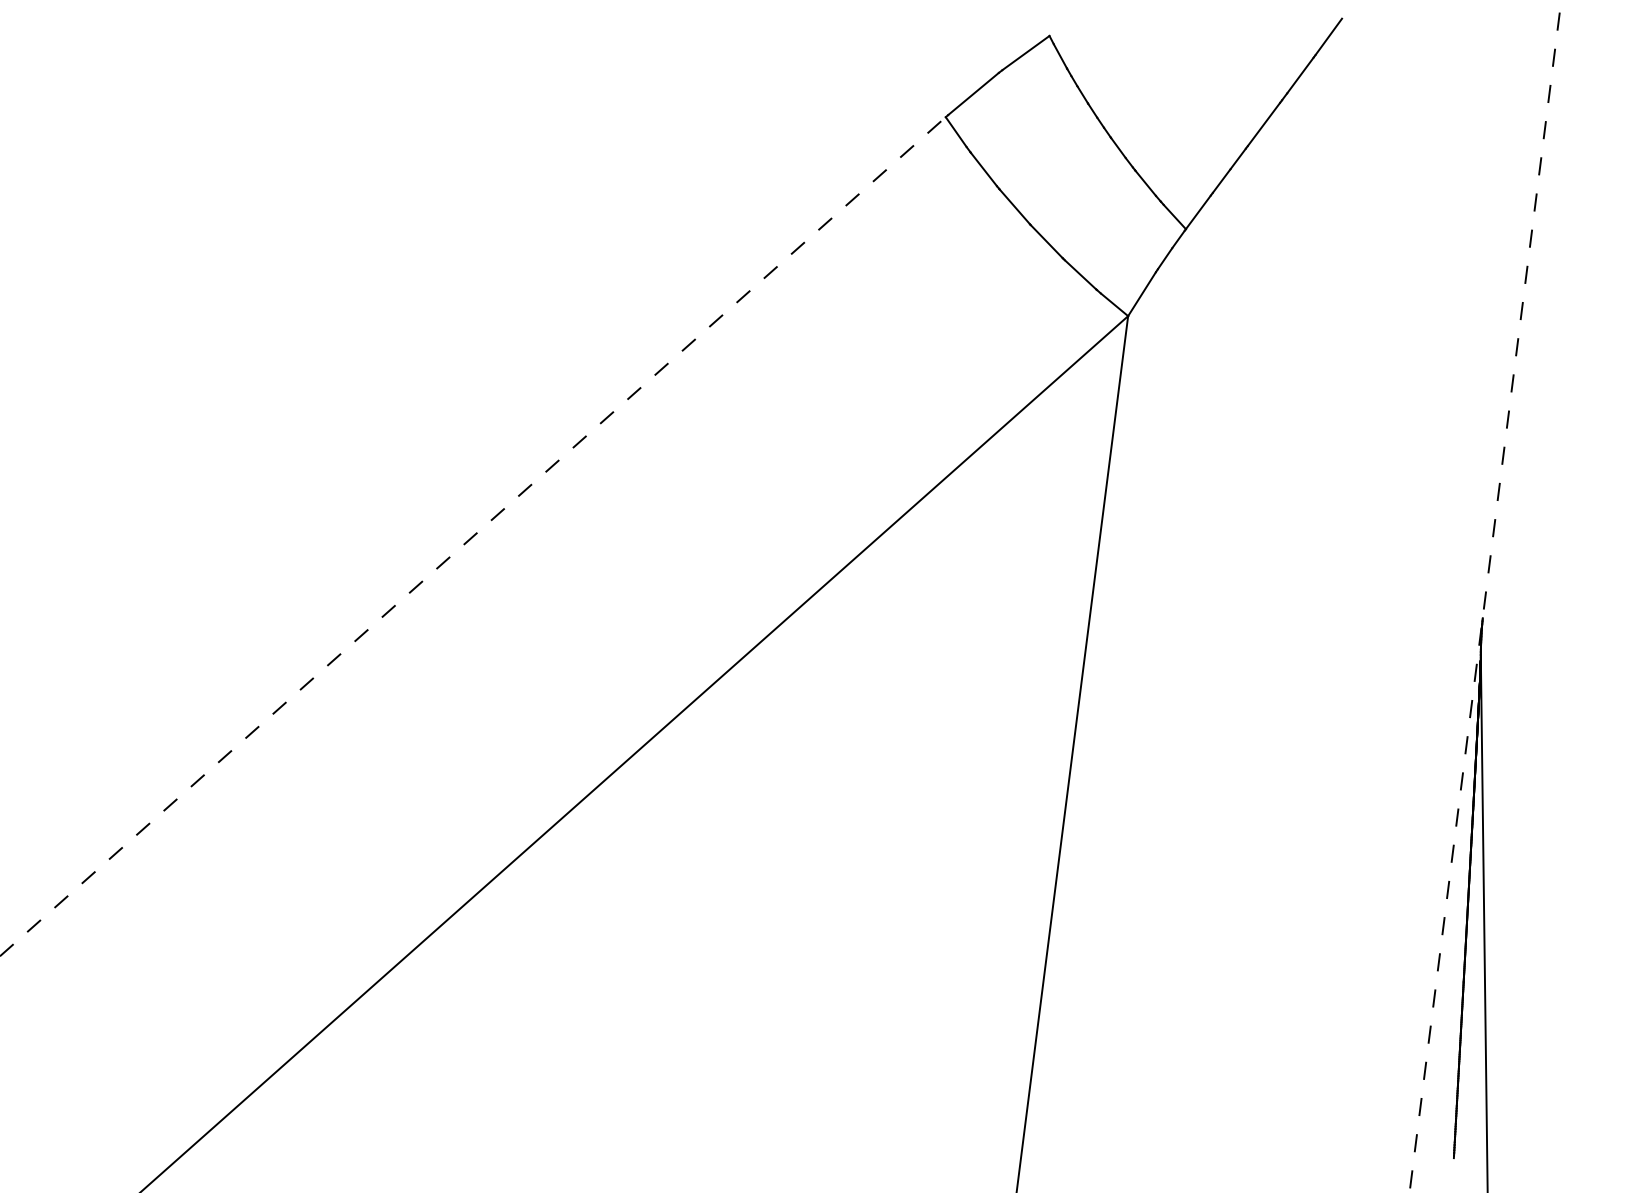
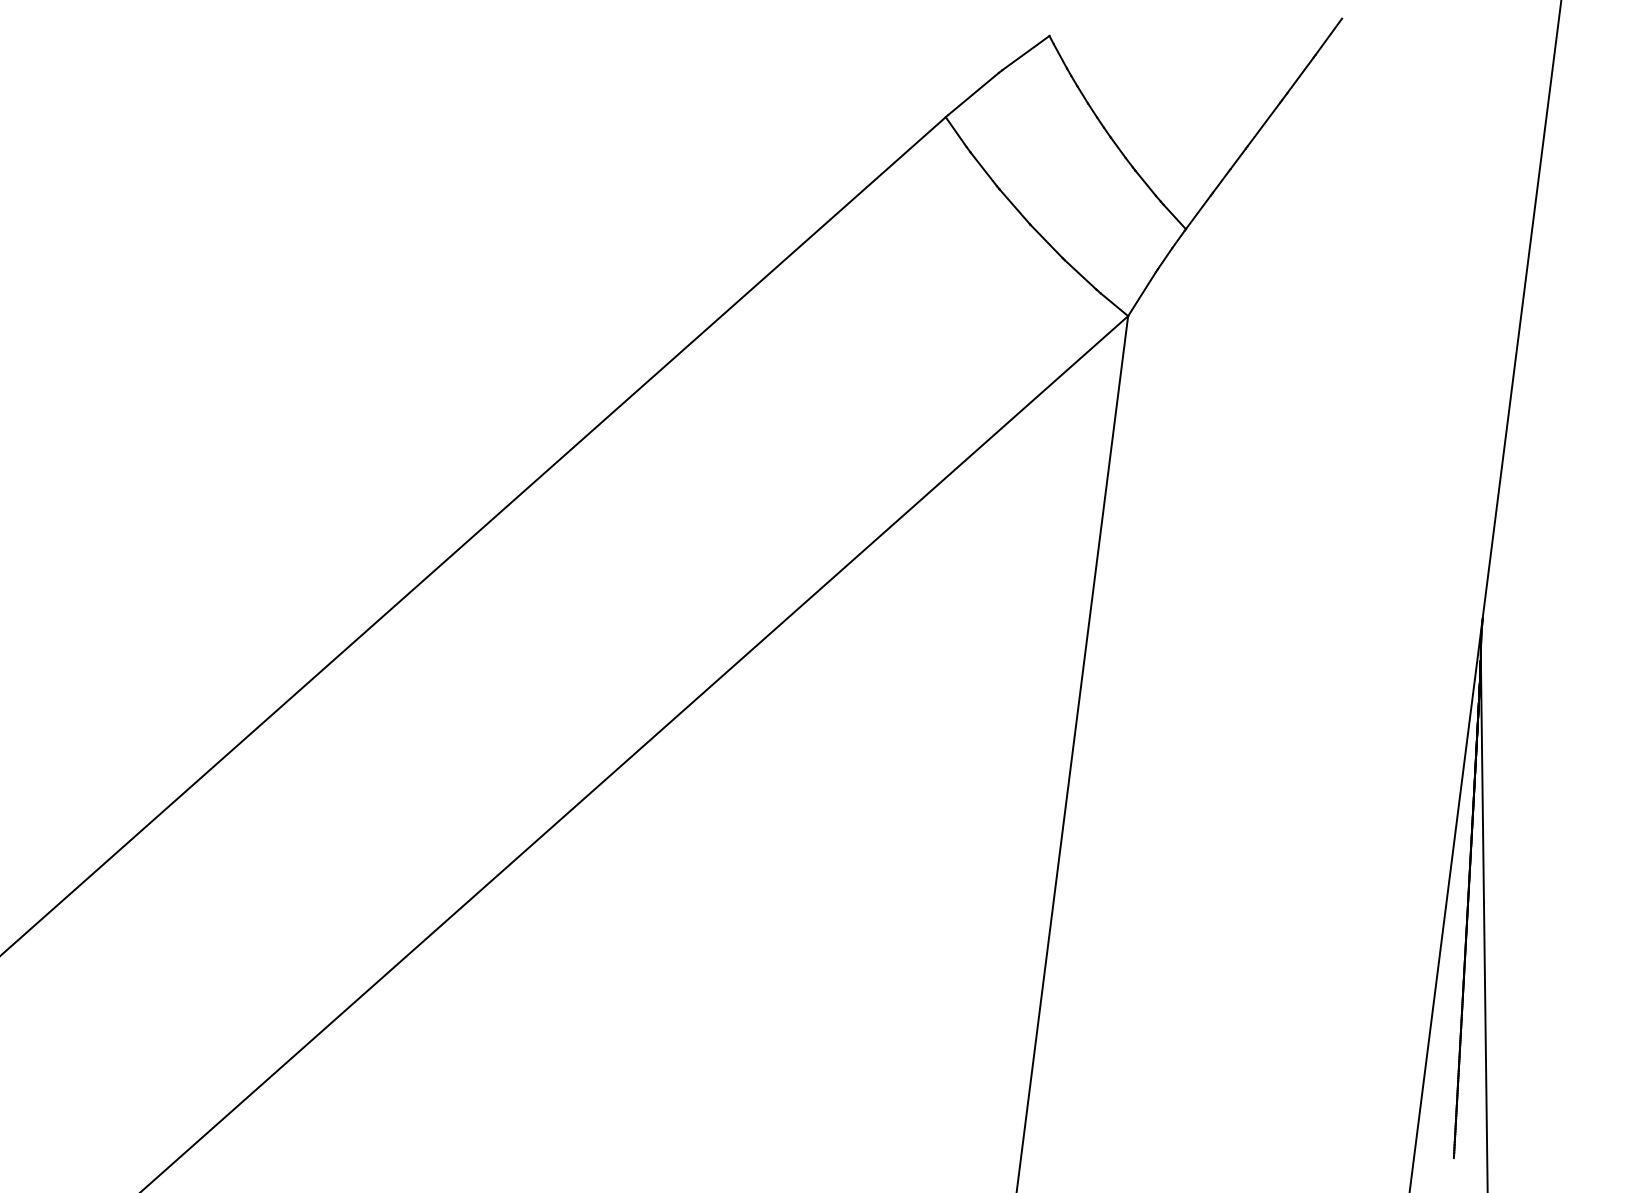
line: dashed -> solid (473, 536)
line: dashed -> solid (1485, 596)
